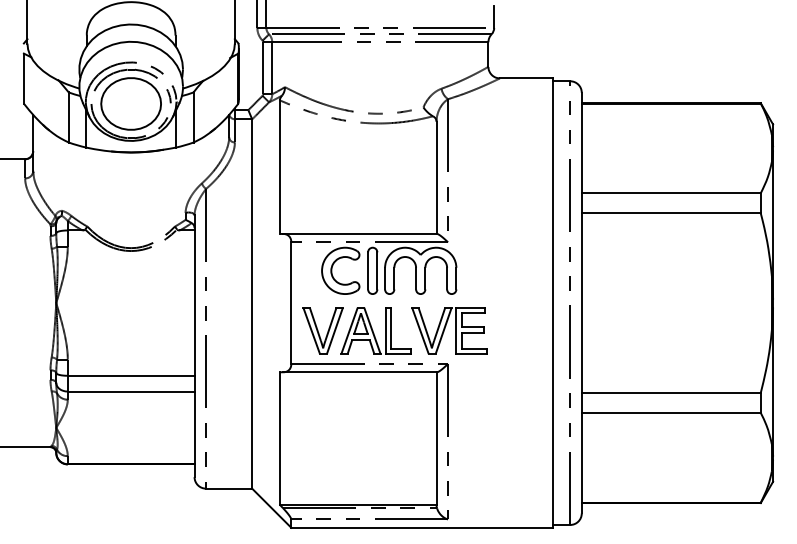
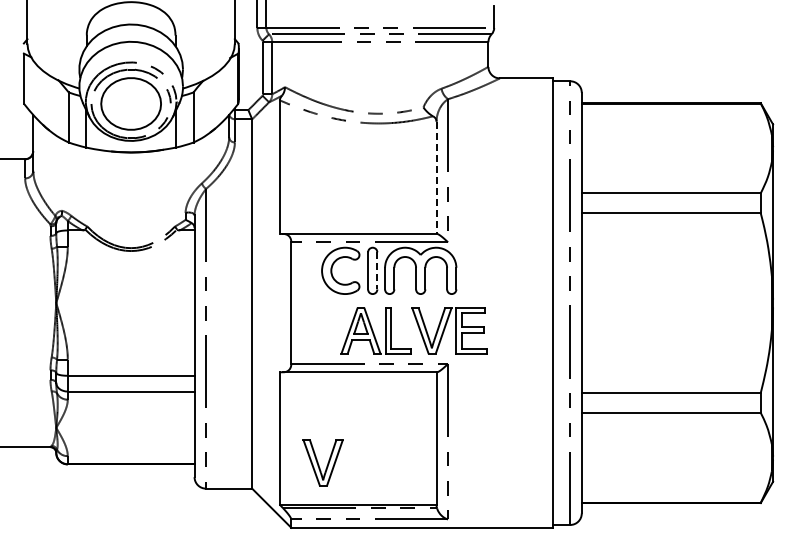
line: solid -> dashed (436, 178)
line: solid -> dashed (377, 270)
part position: (322, 330) -> (322, 462) (322, 462)
